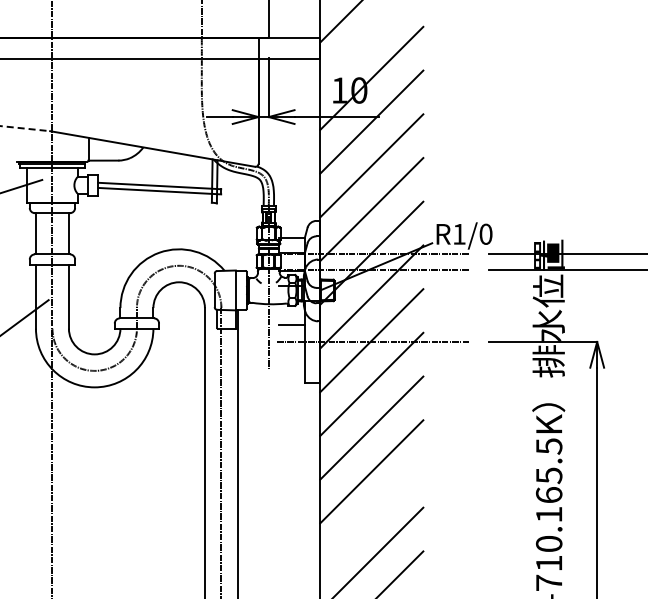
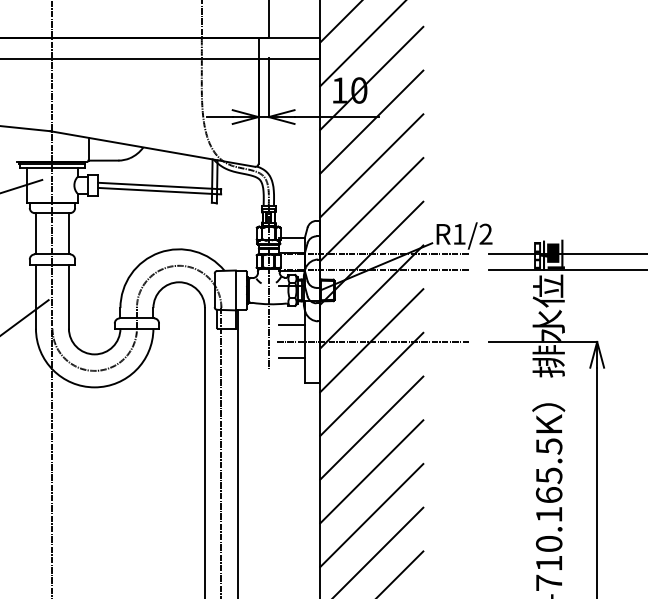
line: none -> present (362, 44)
line: dashed -> solid (25, 128)
text: R1/0 -> R1/2 (485, 233)
line: none -> present (291, 358)
line: none -> present (371, 515)
